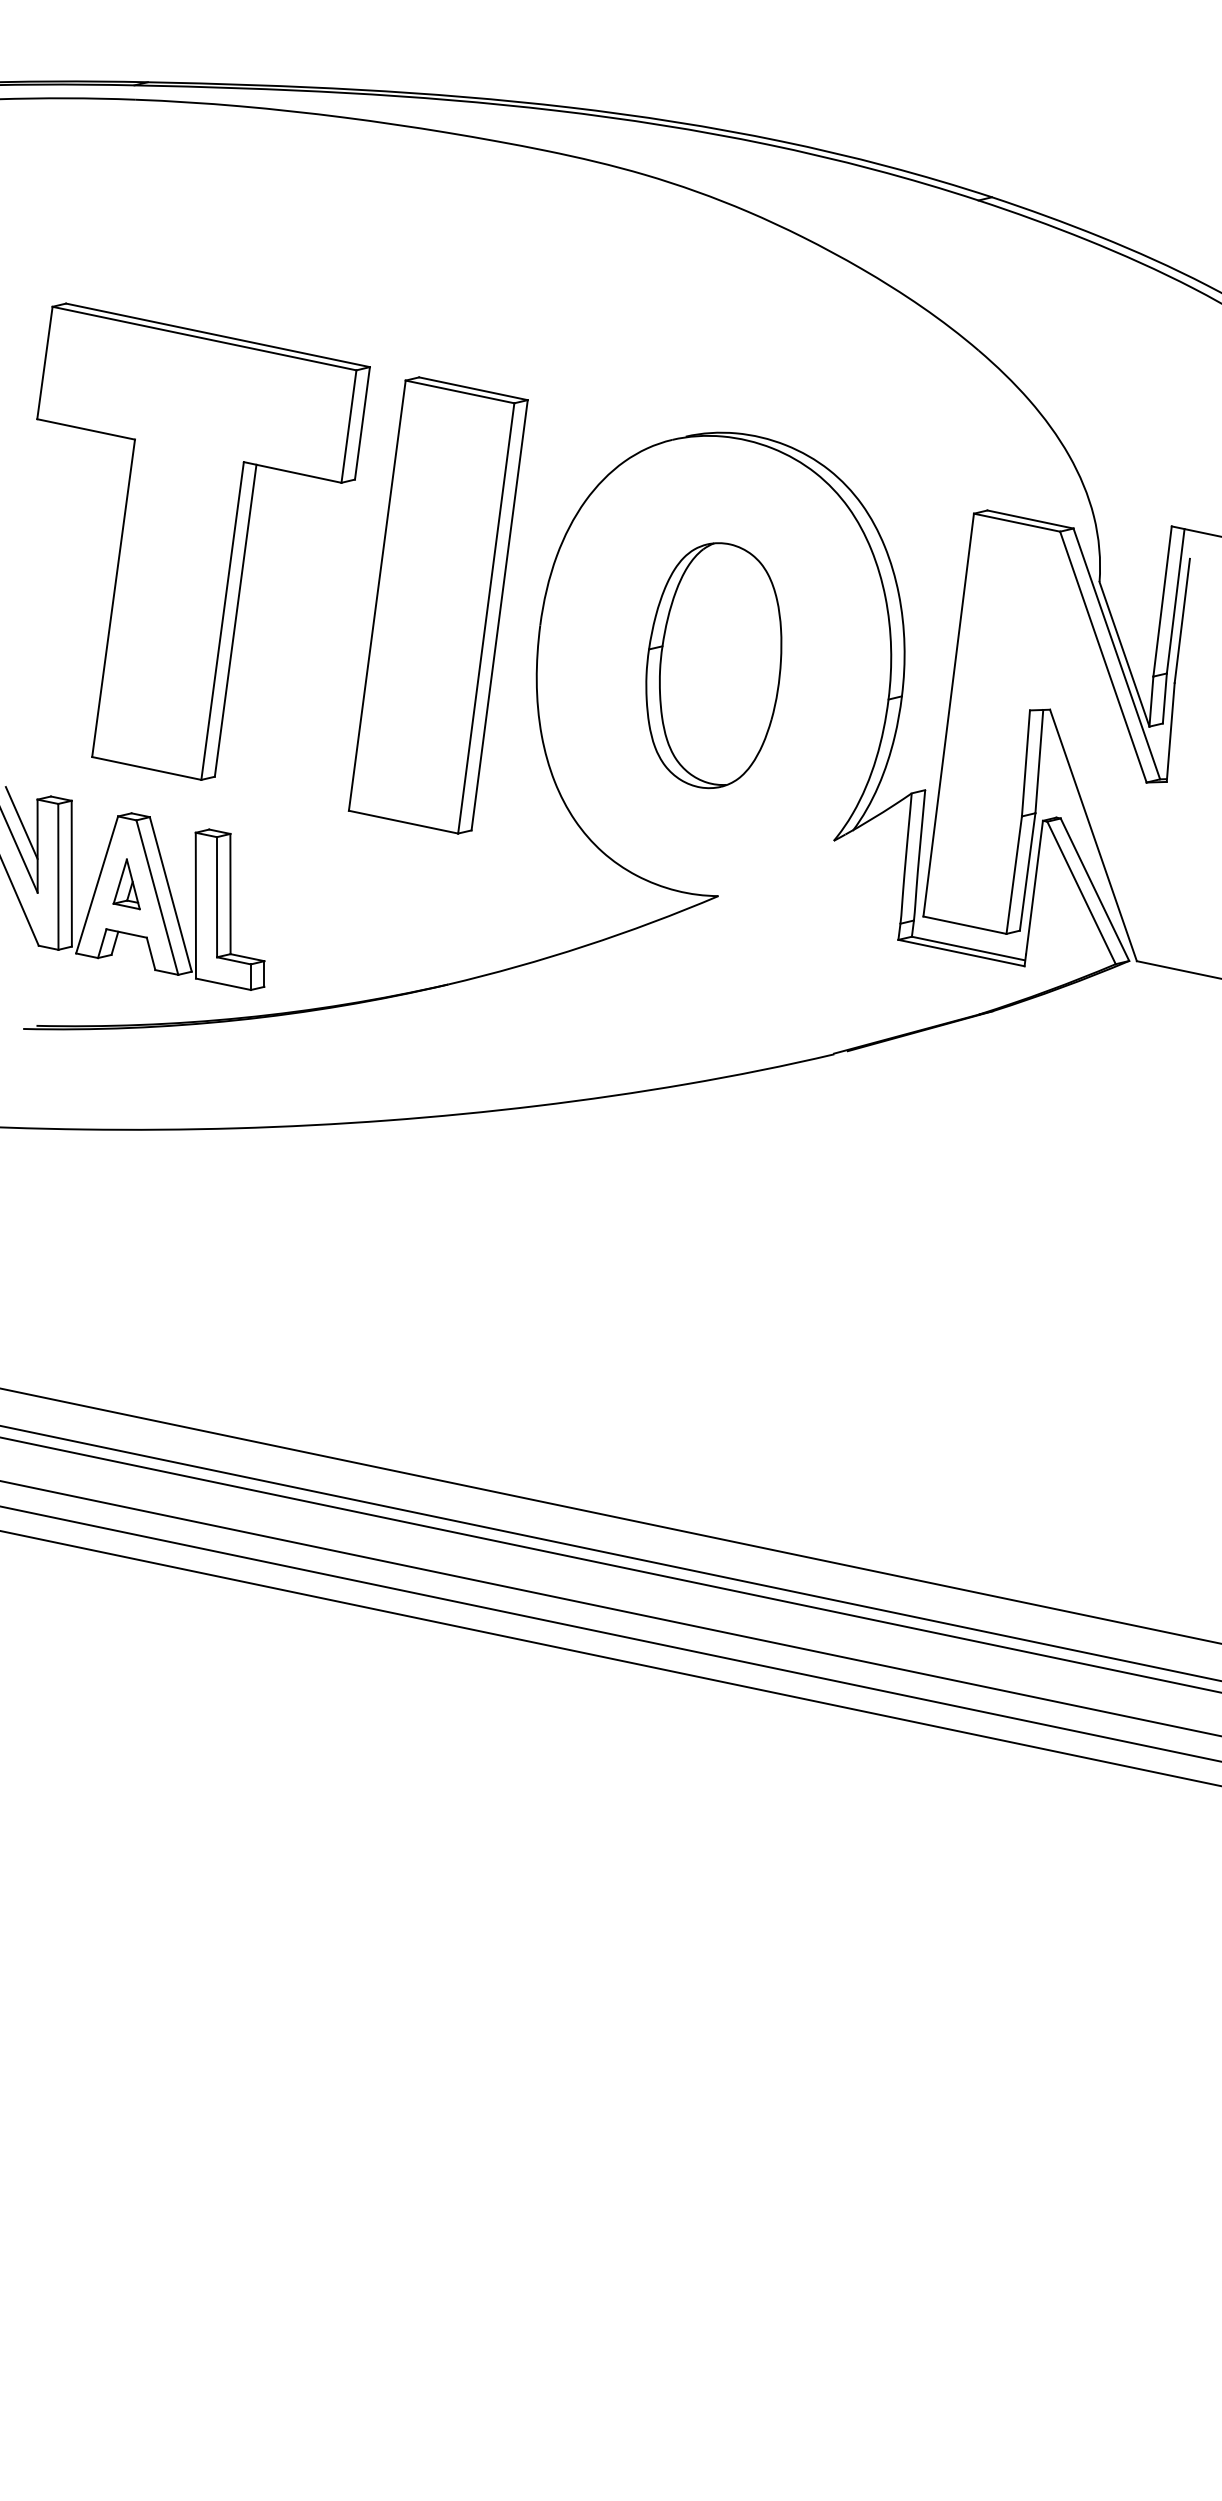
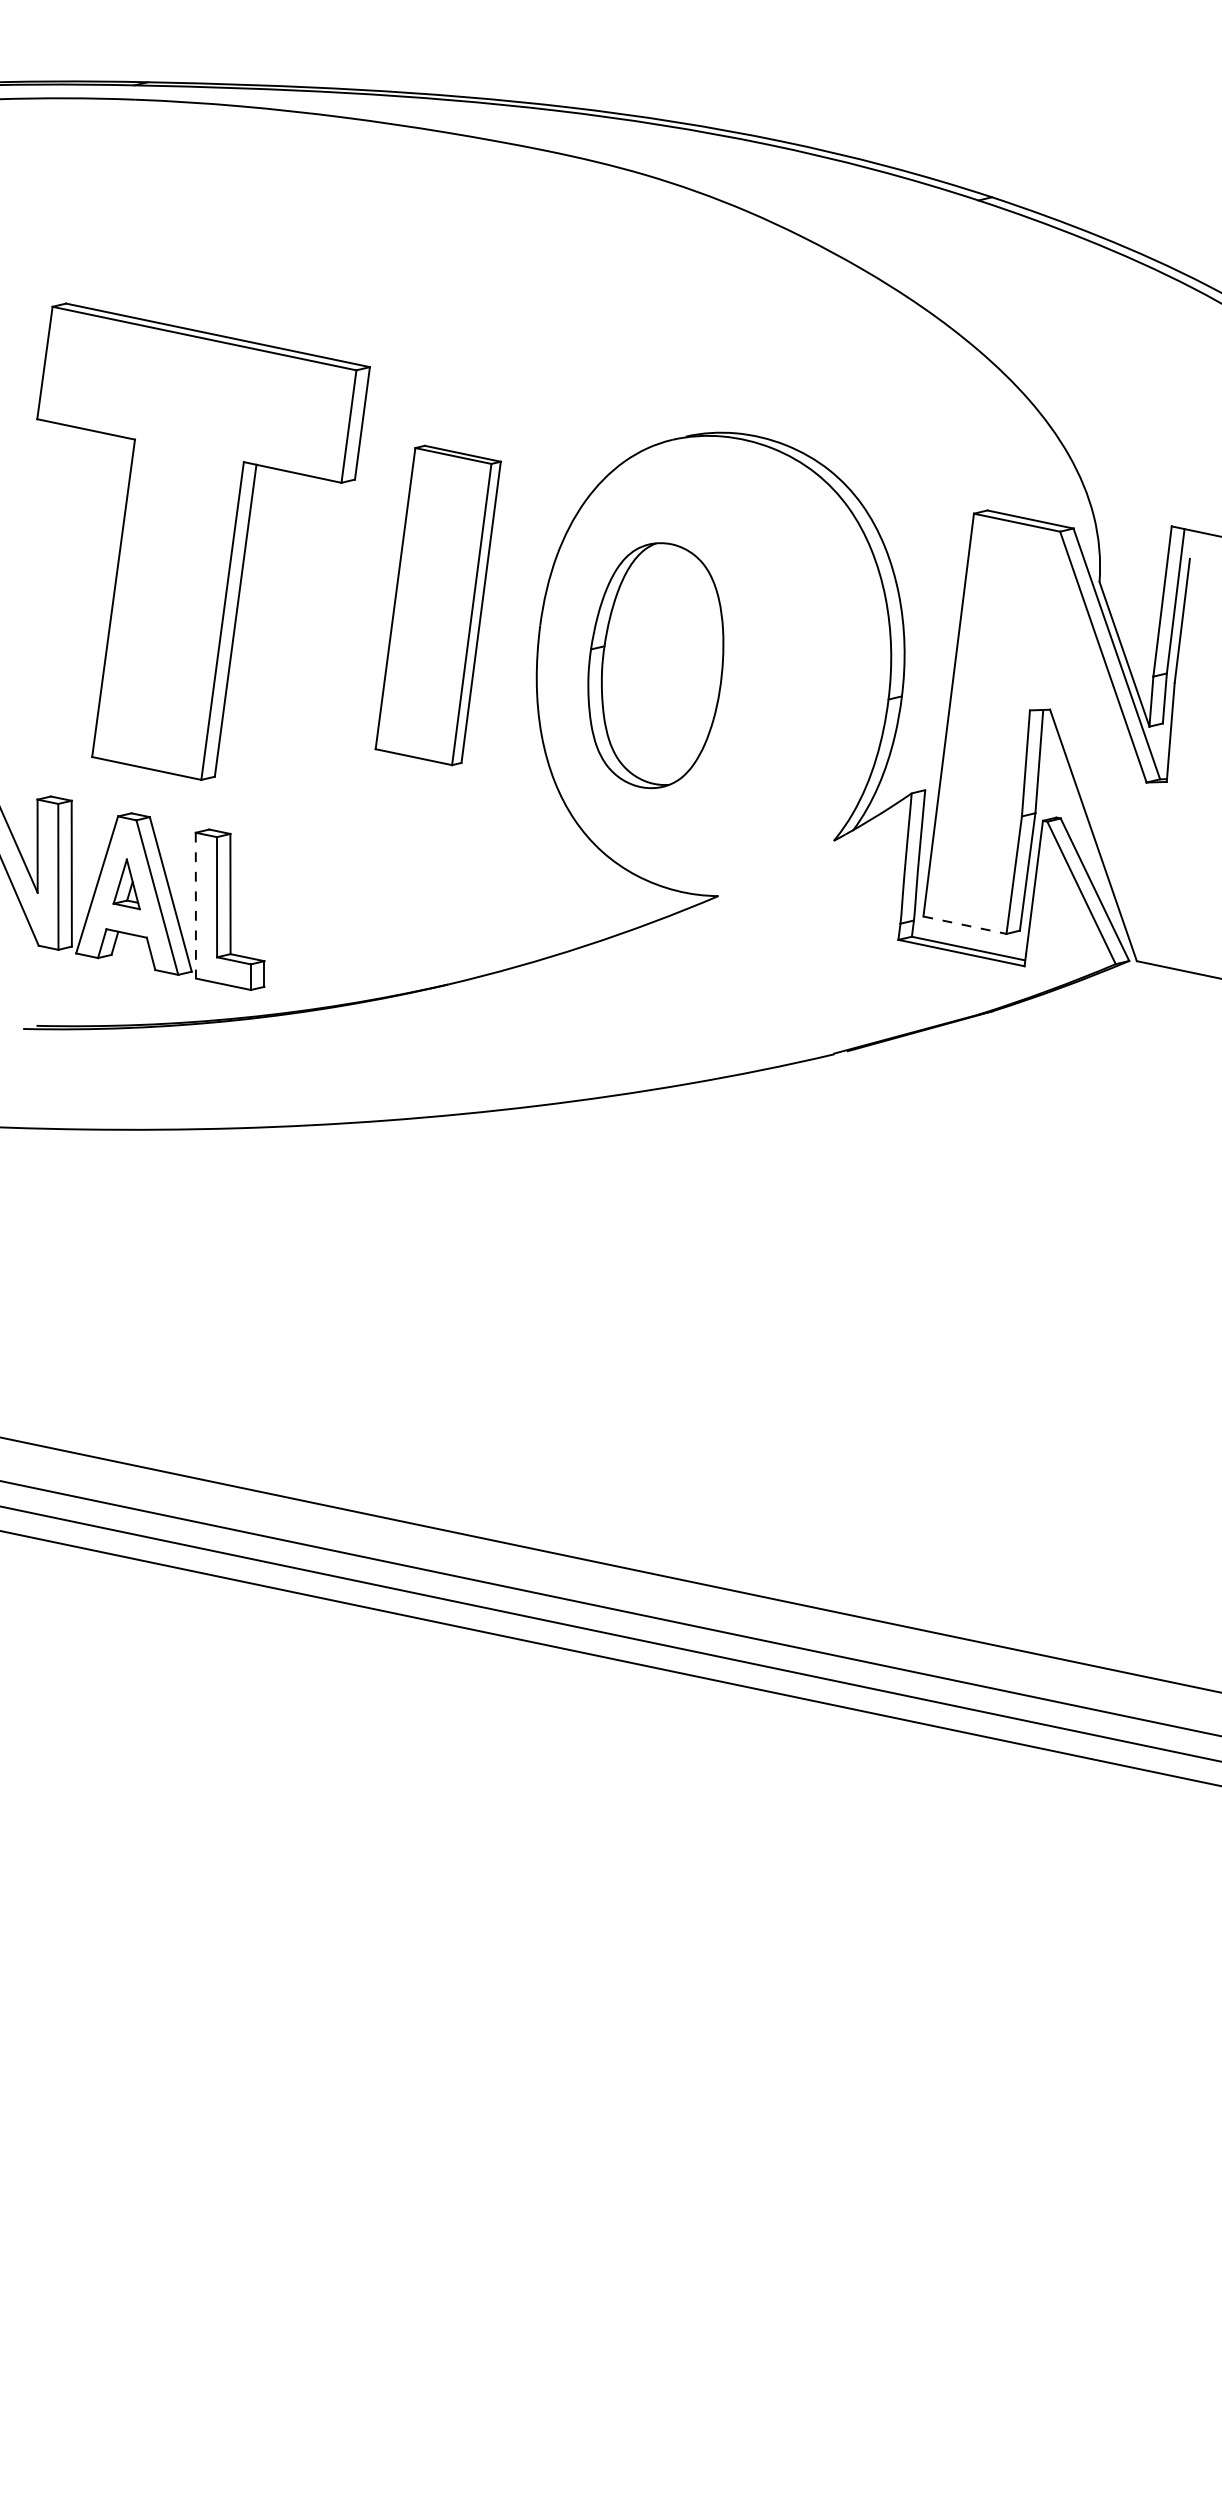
part size: 182x459 px -> 128x323 px (437, 605)
part position: (713, 665) -> (655, 665) (655, 665)
line: present -> none (21, 822)
line: solid -> dashed (195, 905)
line: solid -> dashed (965, 925)
line: present -> none (610, 1516)
line: present -> none (610, 1553)
